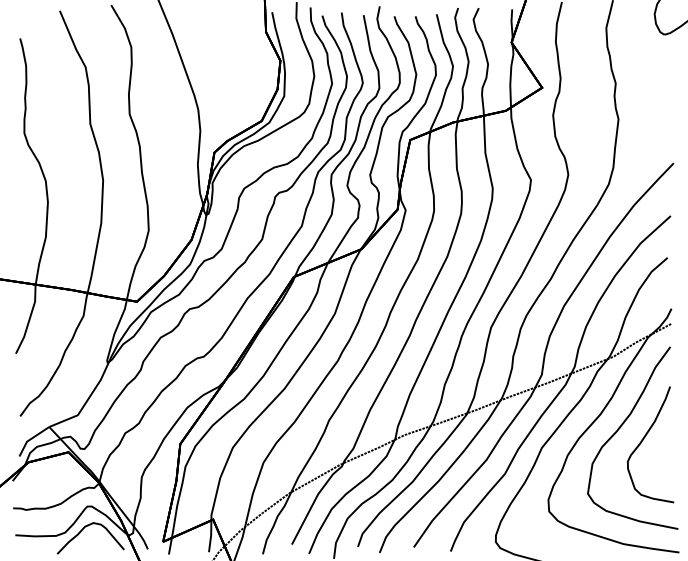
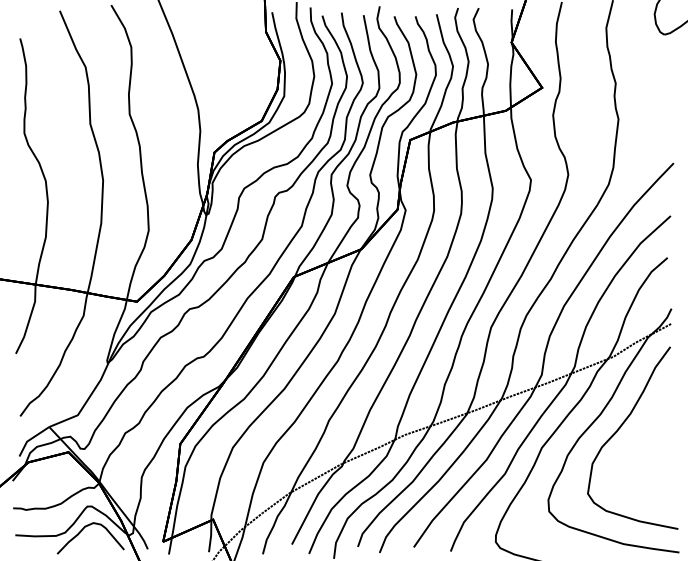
part: present -> none (643, 440)
